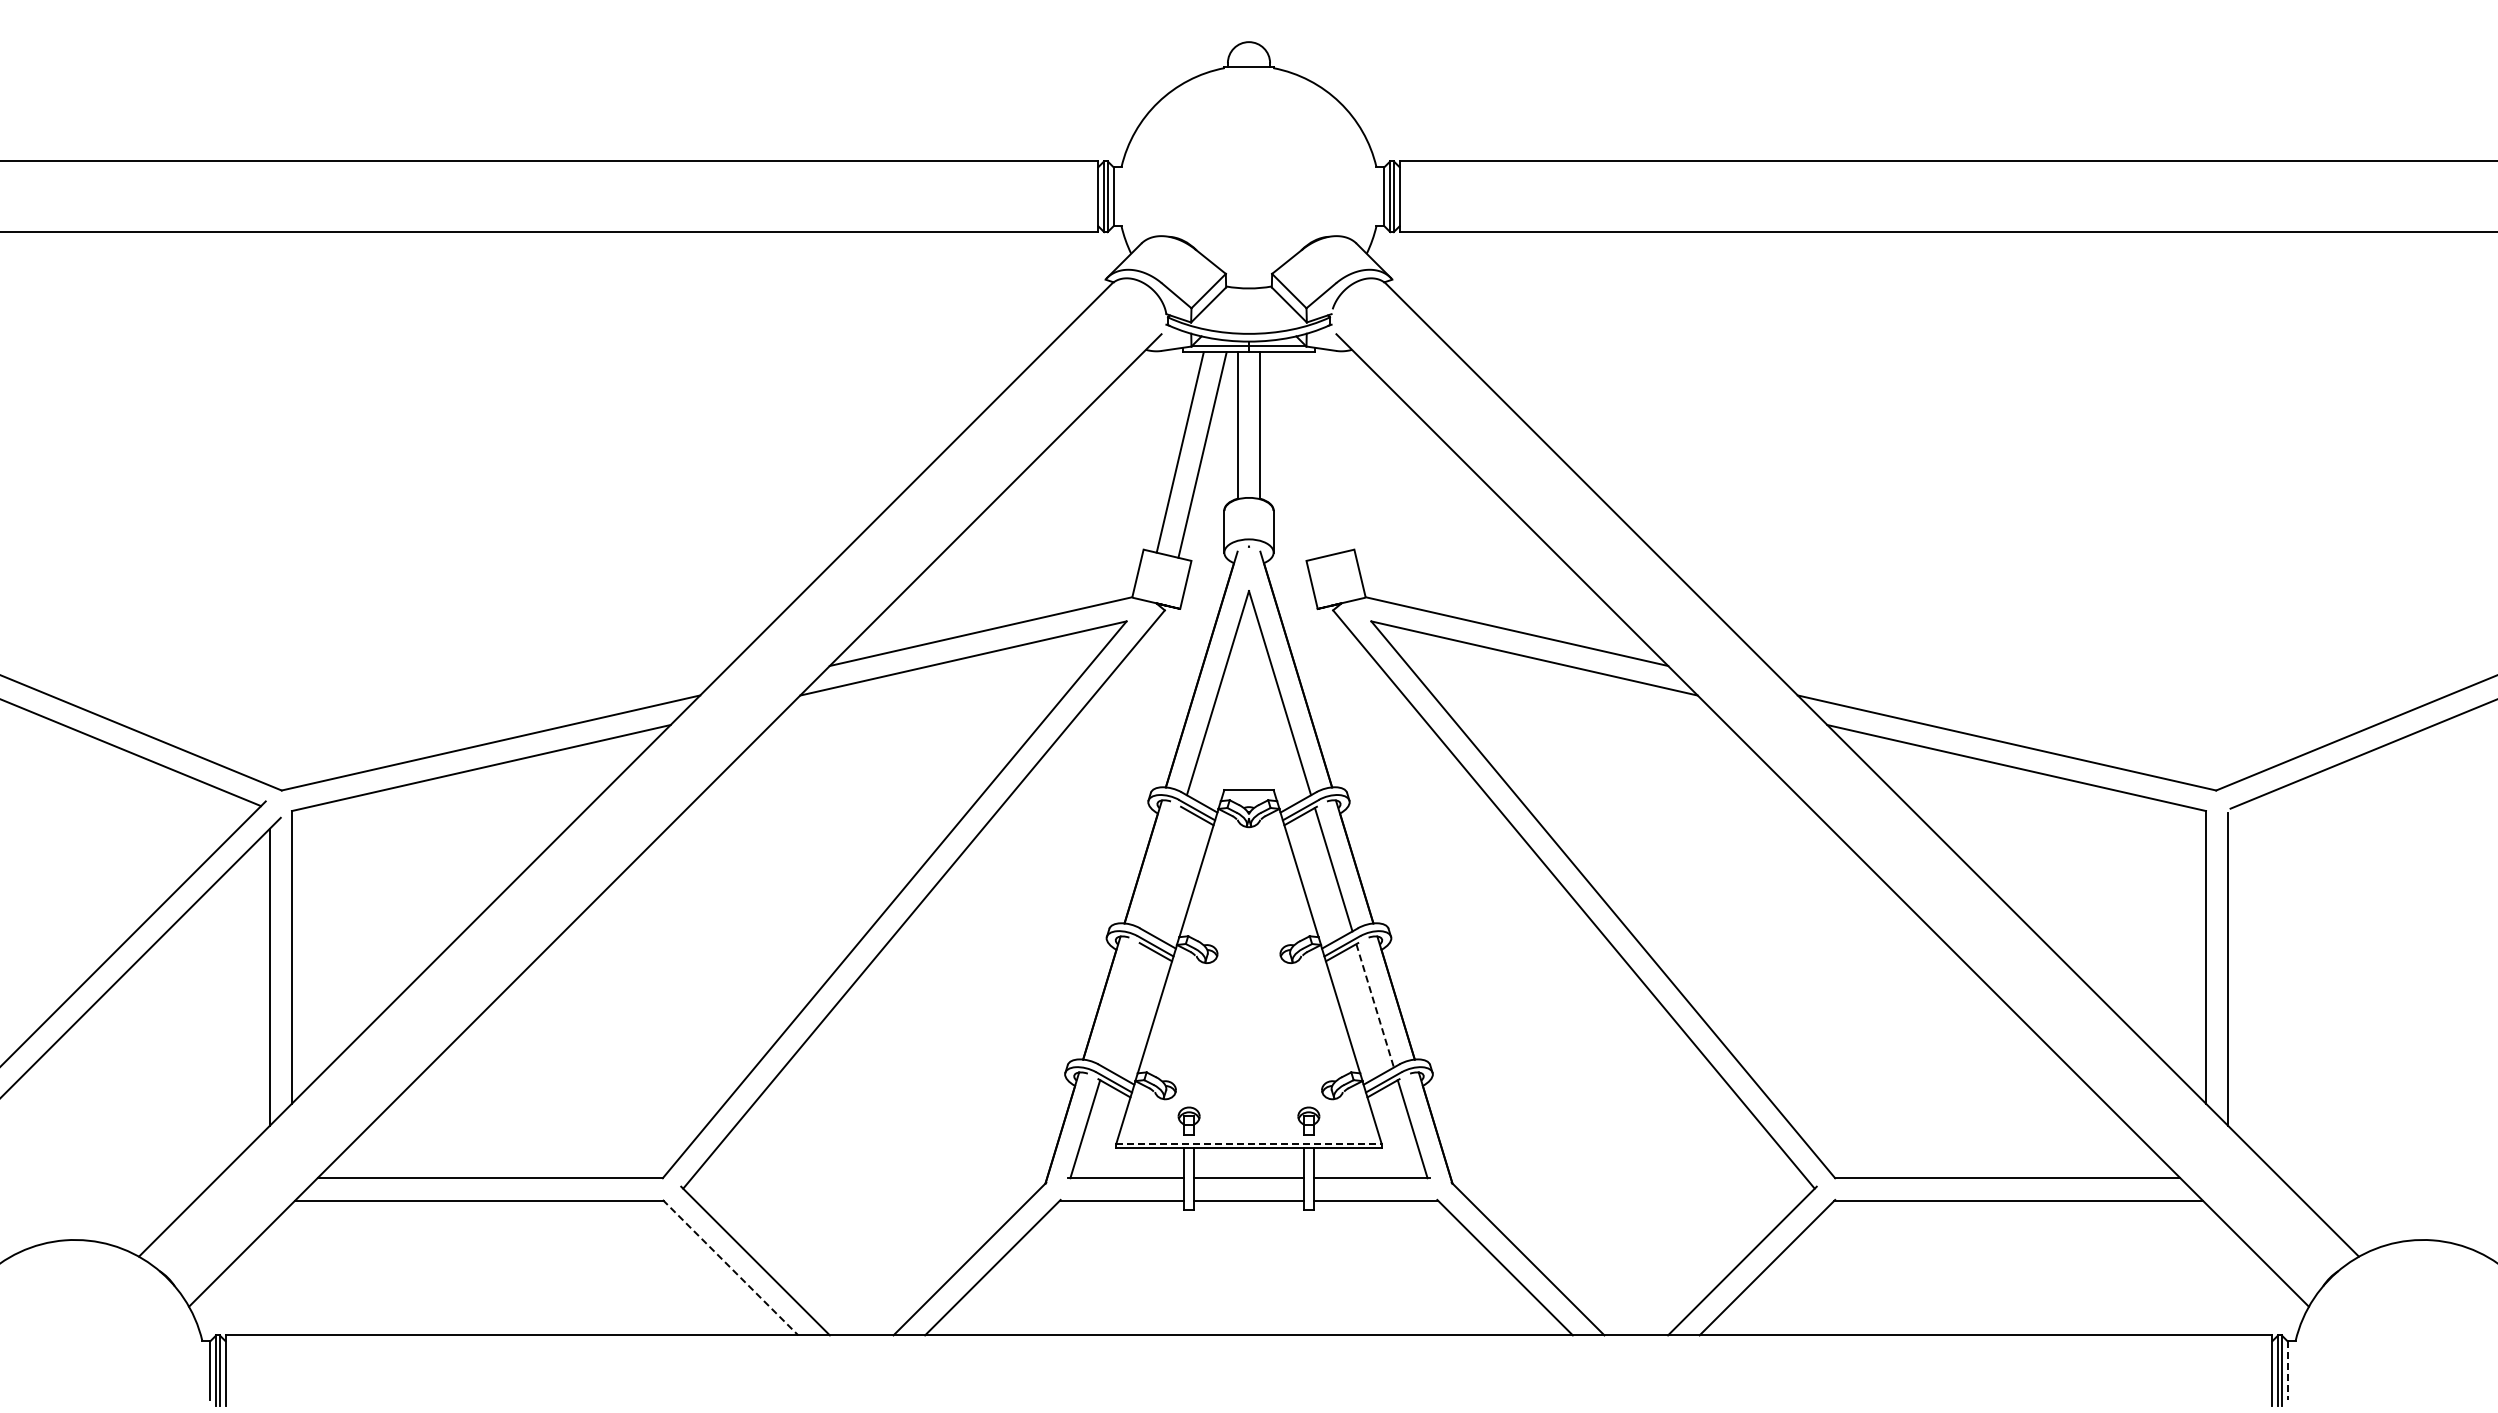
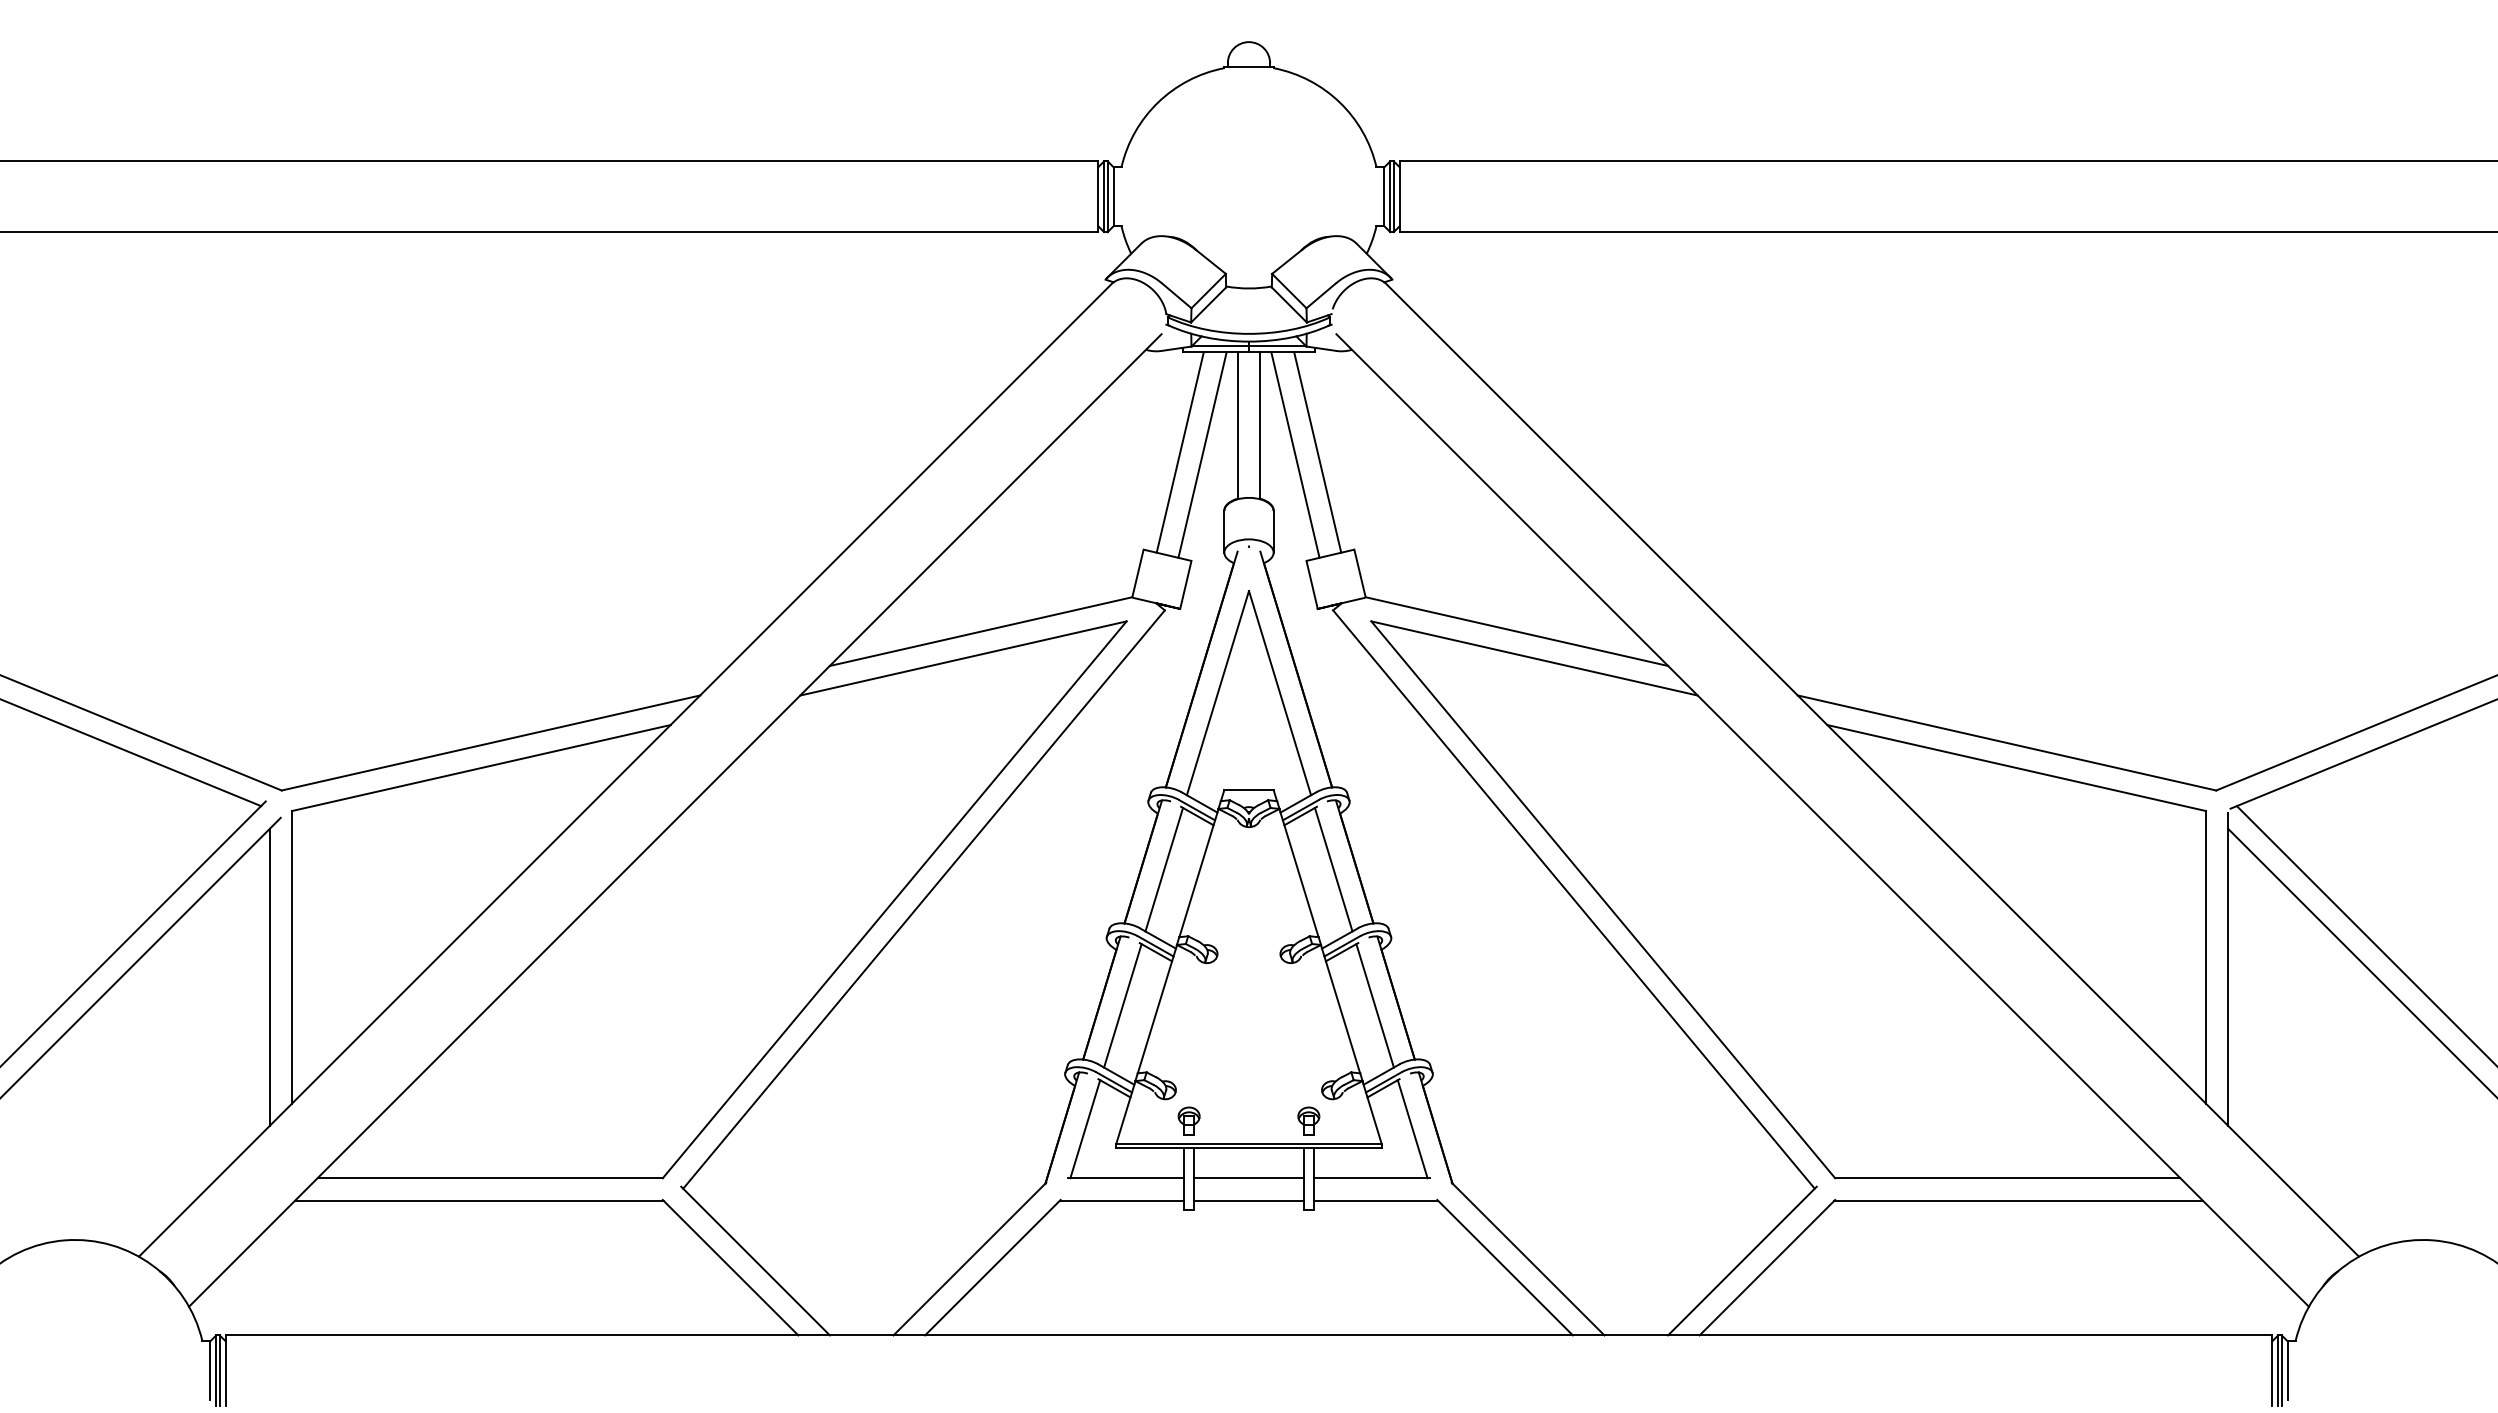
line: none -> present (1317, 452)
line: none -> present (1295, 454)
line: none -> present (1164, 869)
line: none -> present (2365, 934)
line: none -> present (2361, 962)
line: none -> present (1122, 1005)
line: dashed -> solid (1375, 1005)
line: dashed -> solid (1249, 1143)
line: dashed -> solid (730, 1267)
line: dashed -> solid (2287, 1370)
